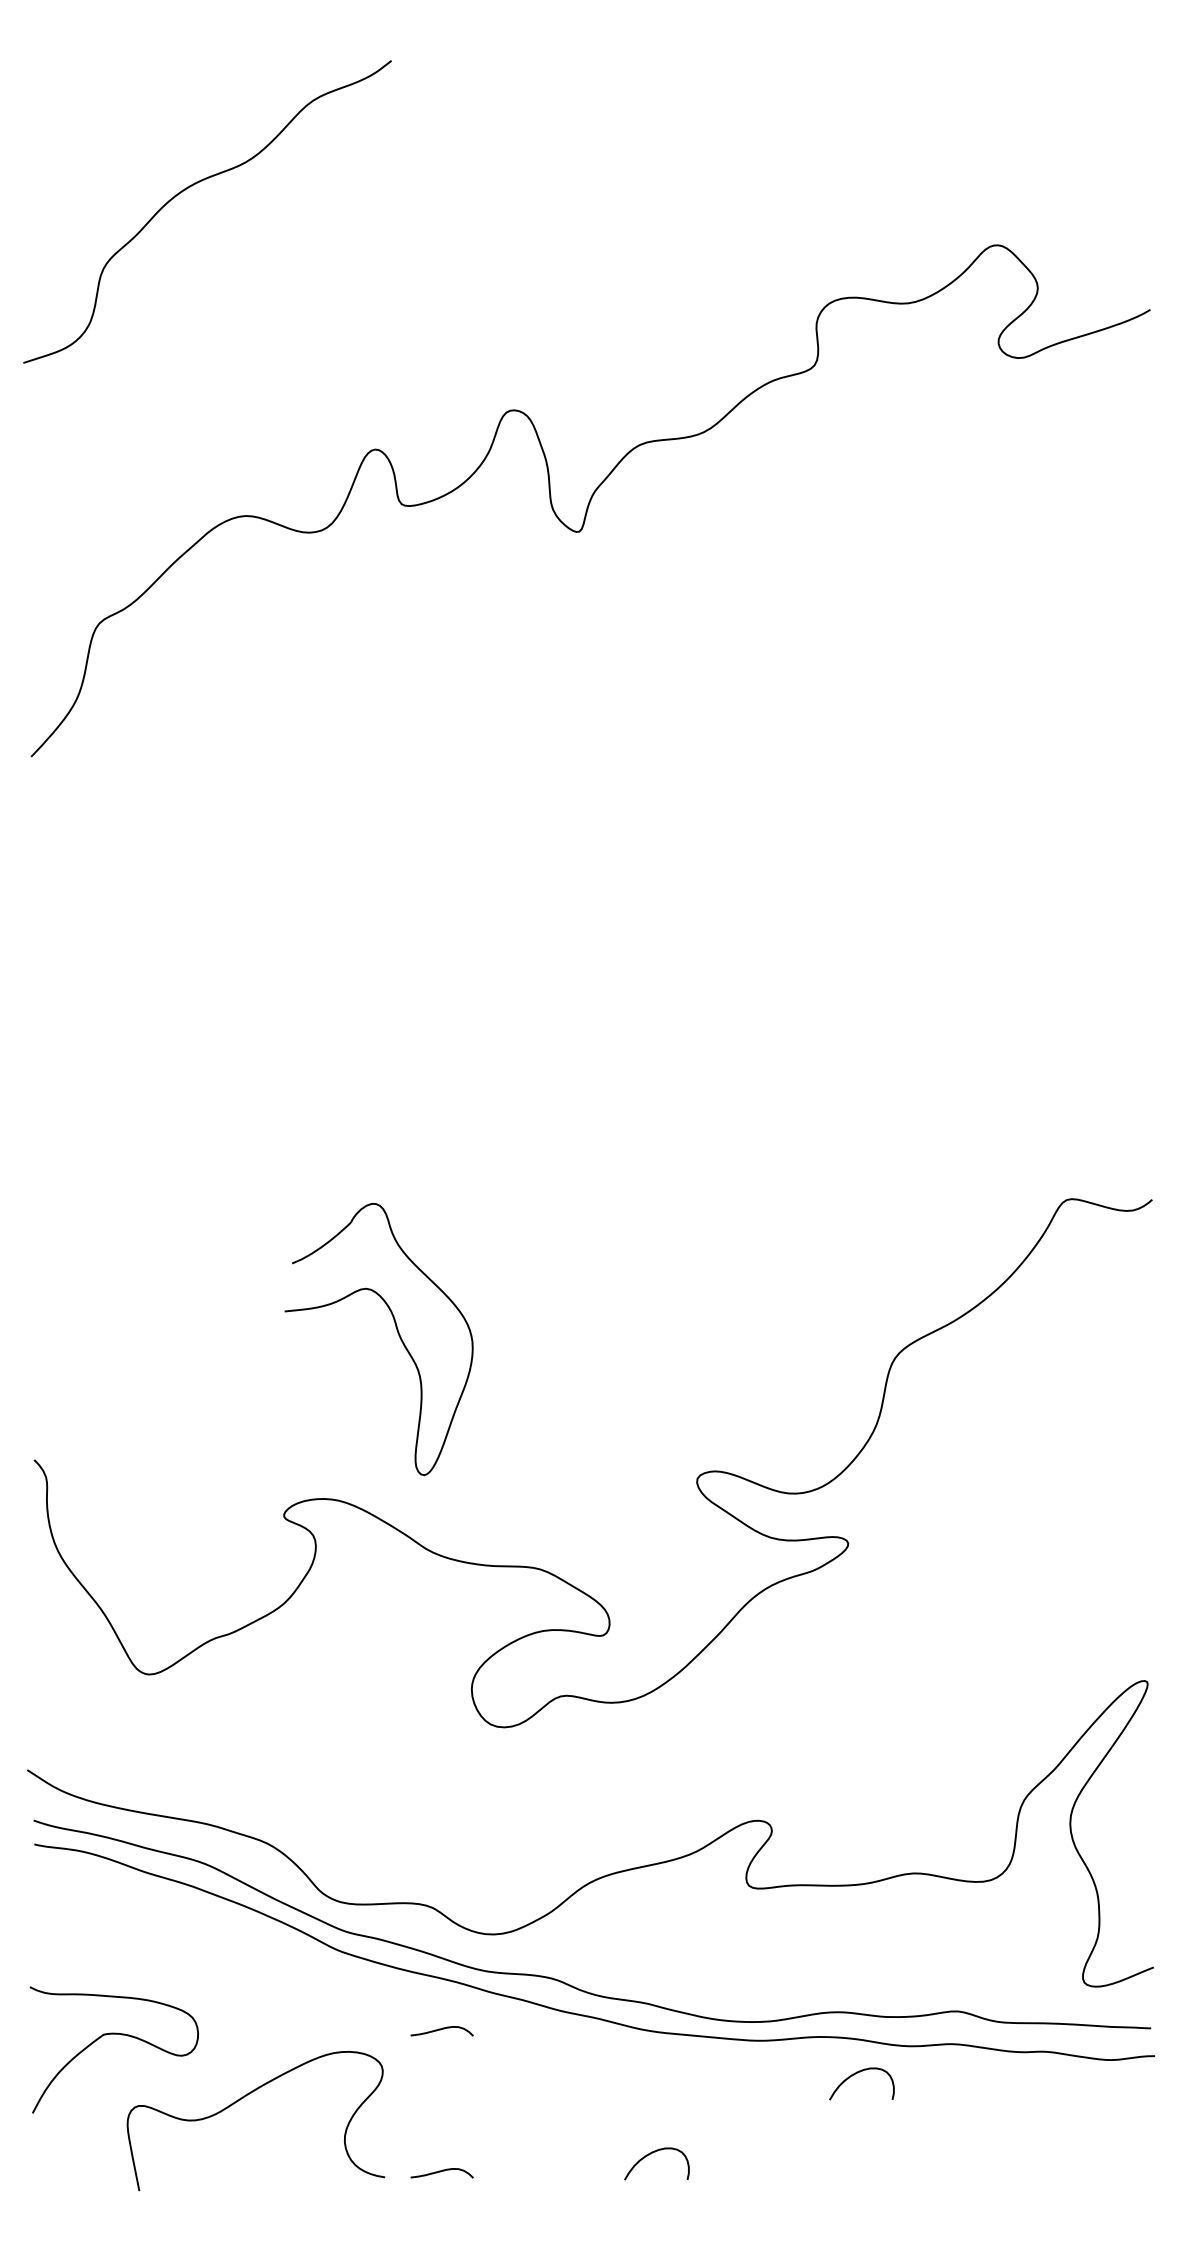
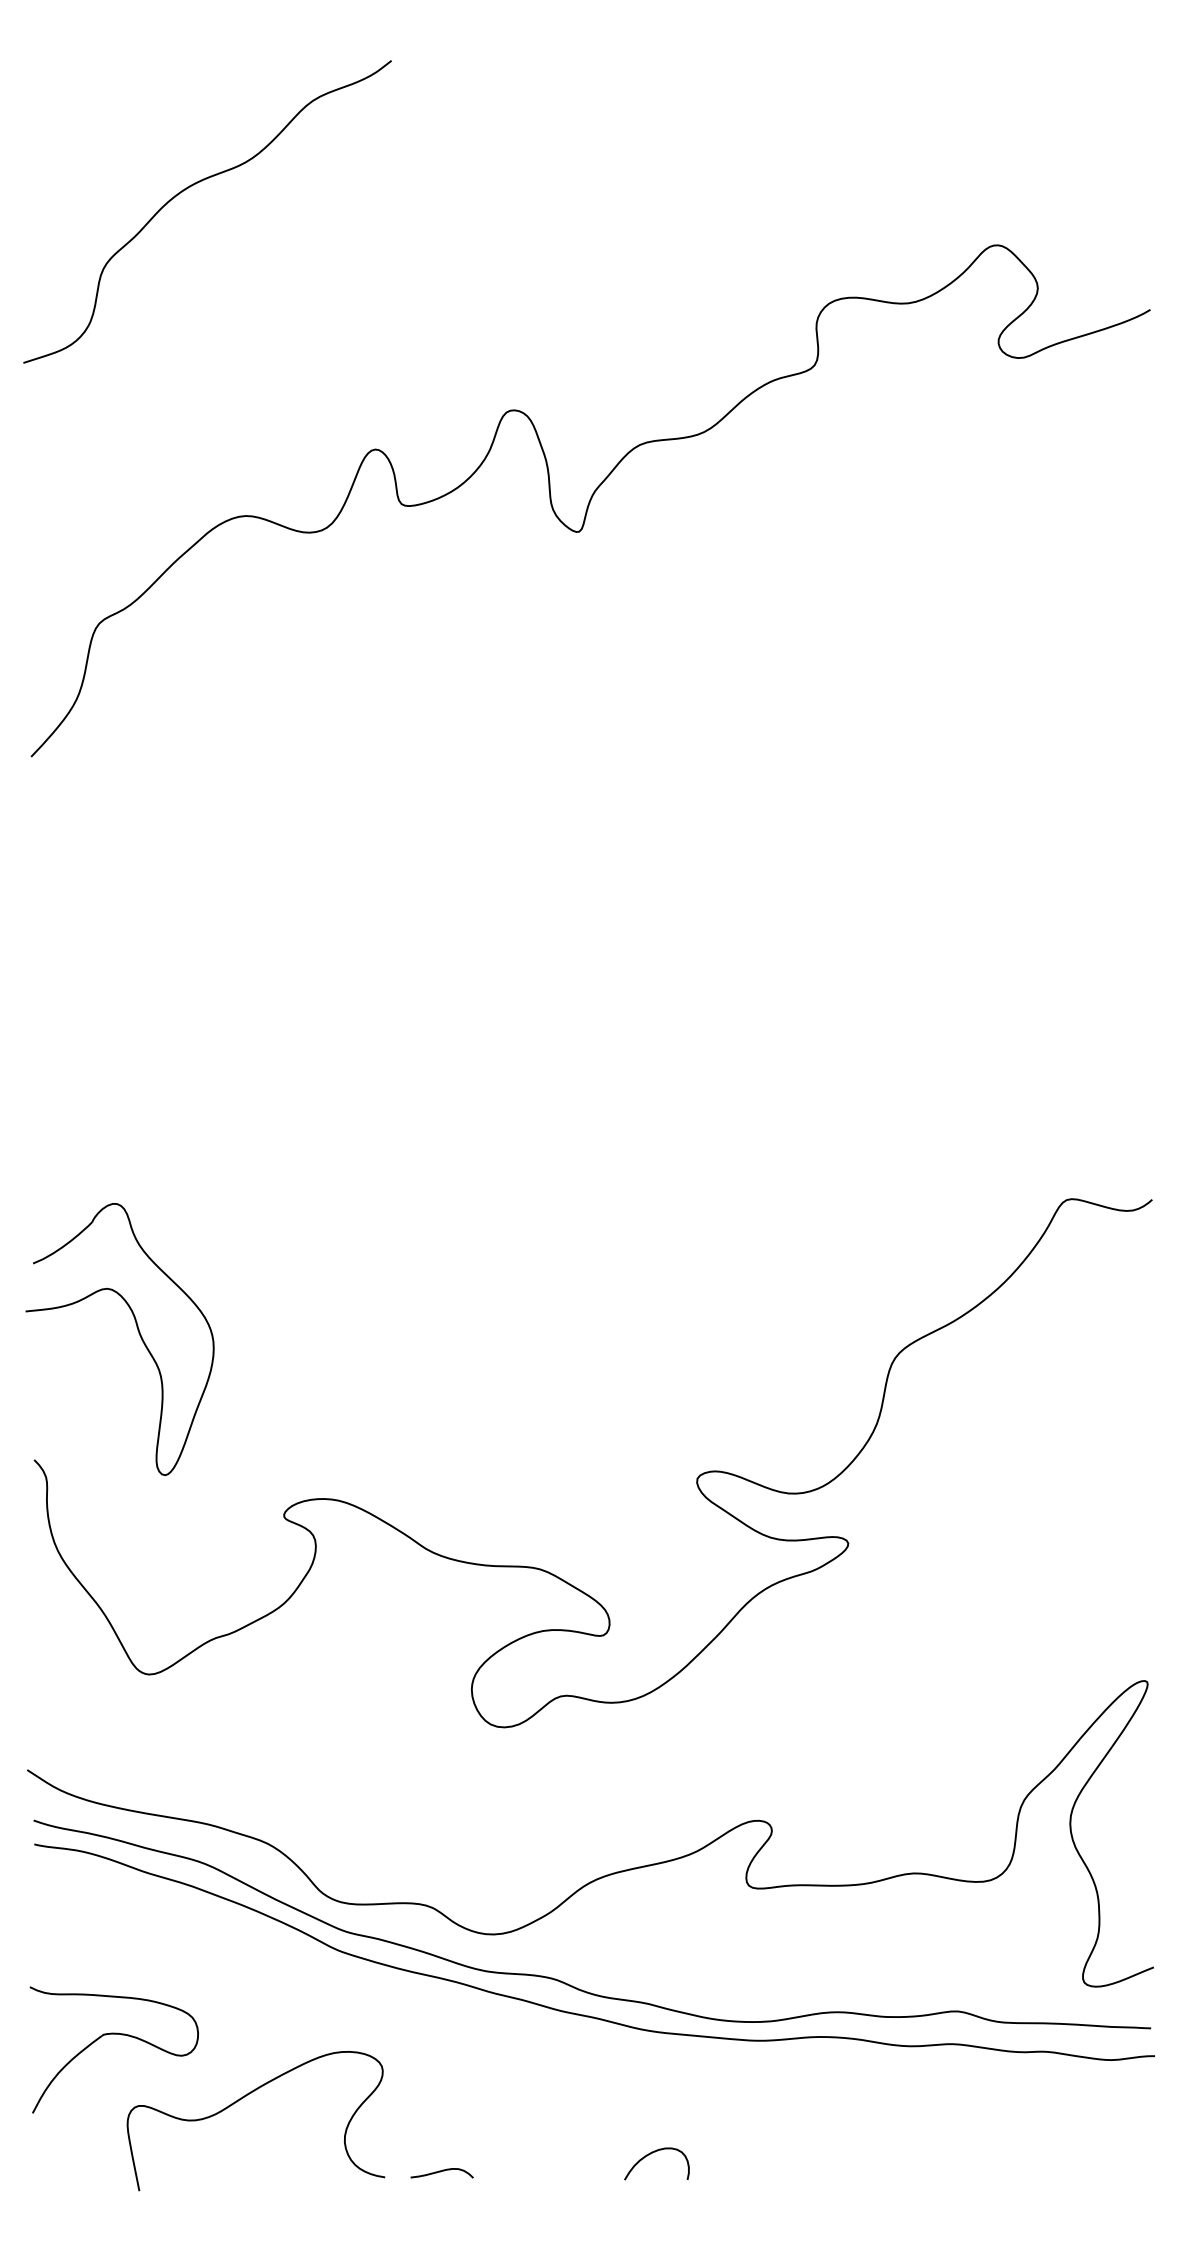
part position: (397, 1333) -> (138, 1333) (138, 1333)
curve: present -> none (440, 2030)
curve: present -> none (854, 2075)
